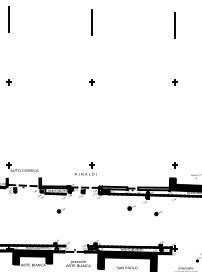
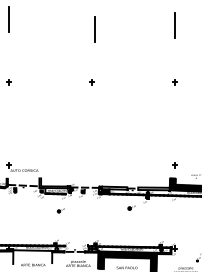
line position: (91, 22) -> (94, 29) (94, 29)
part: present -> none (85, 168)
part: present -> none (158, 213)
hatch: present -> none (32, 257)
